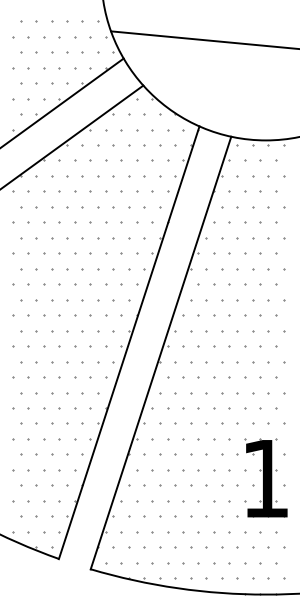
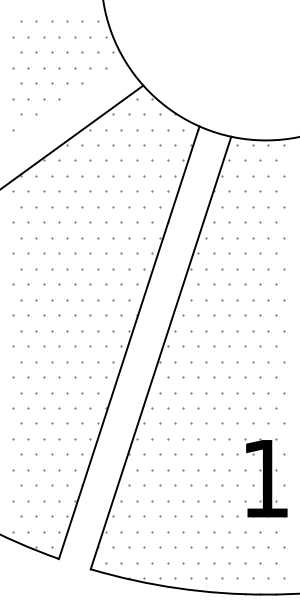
line: present -> none (203, 39)
line: present -> none (62, 102)
